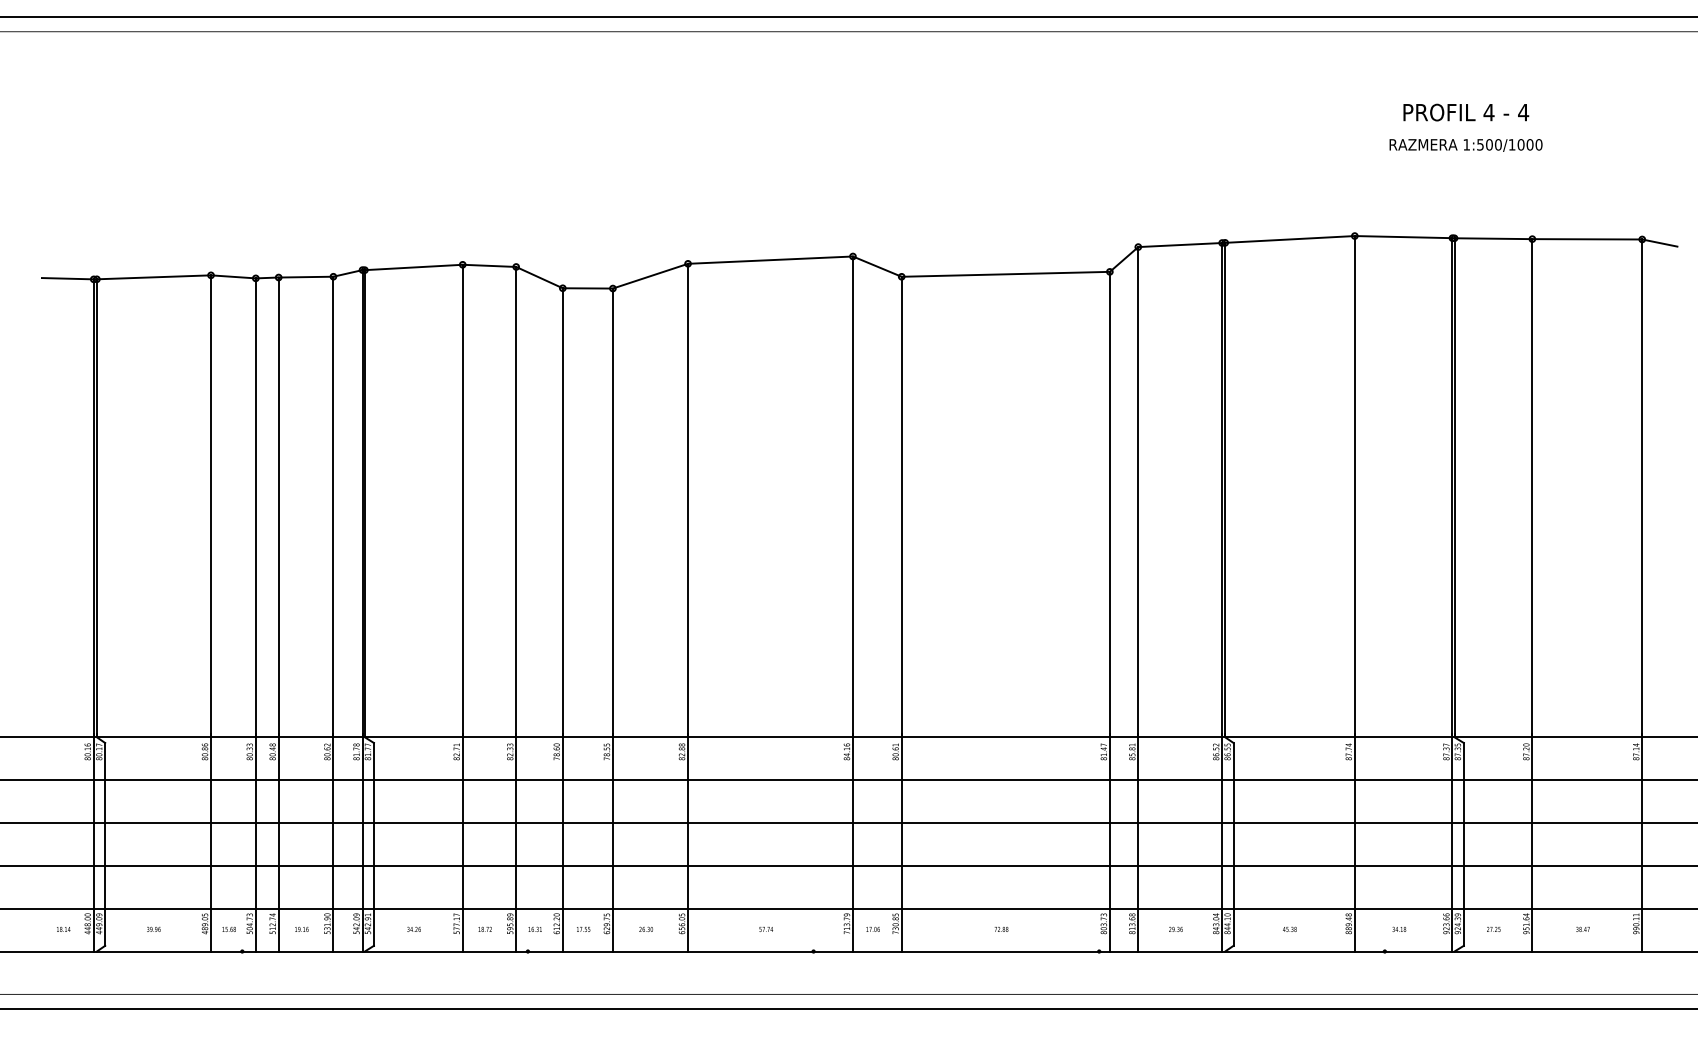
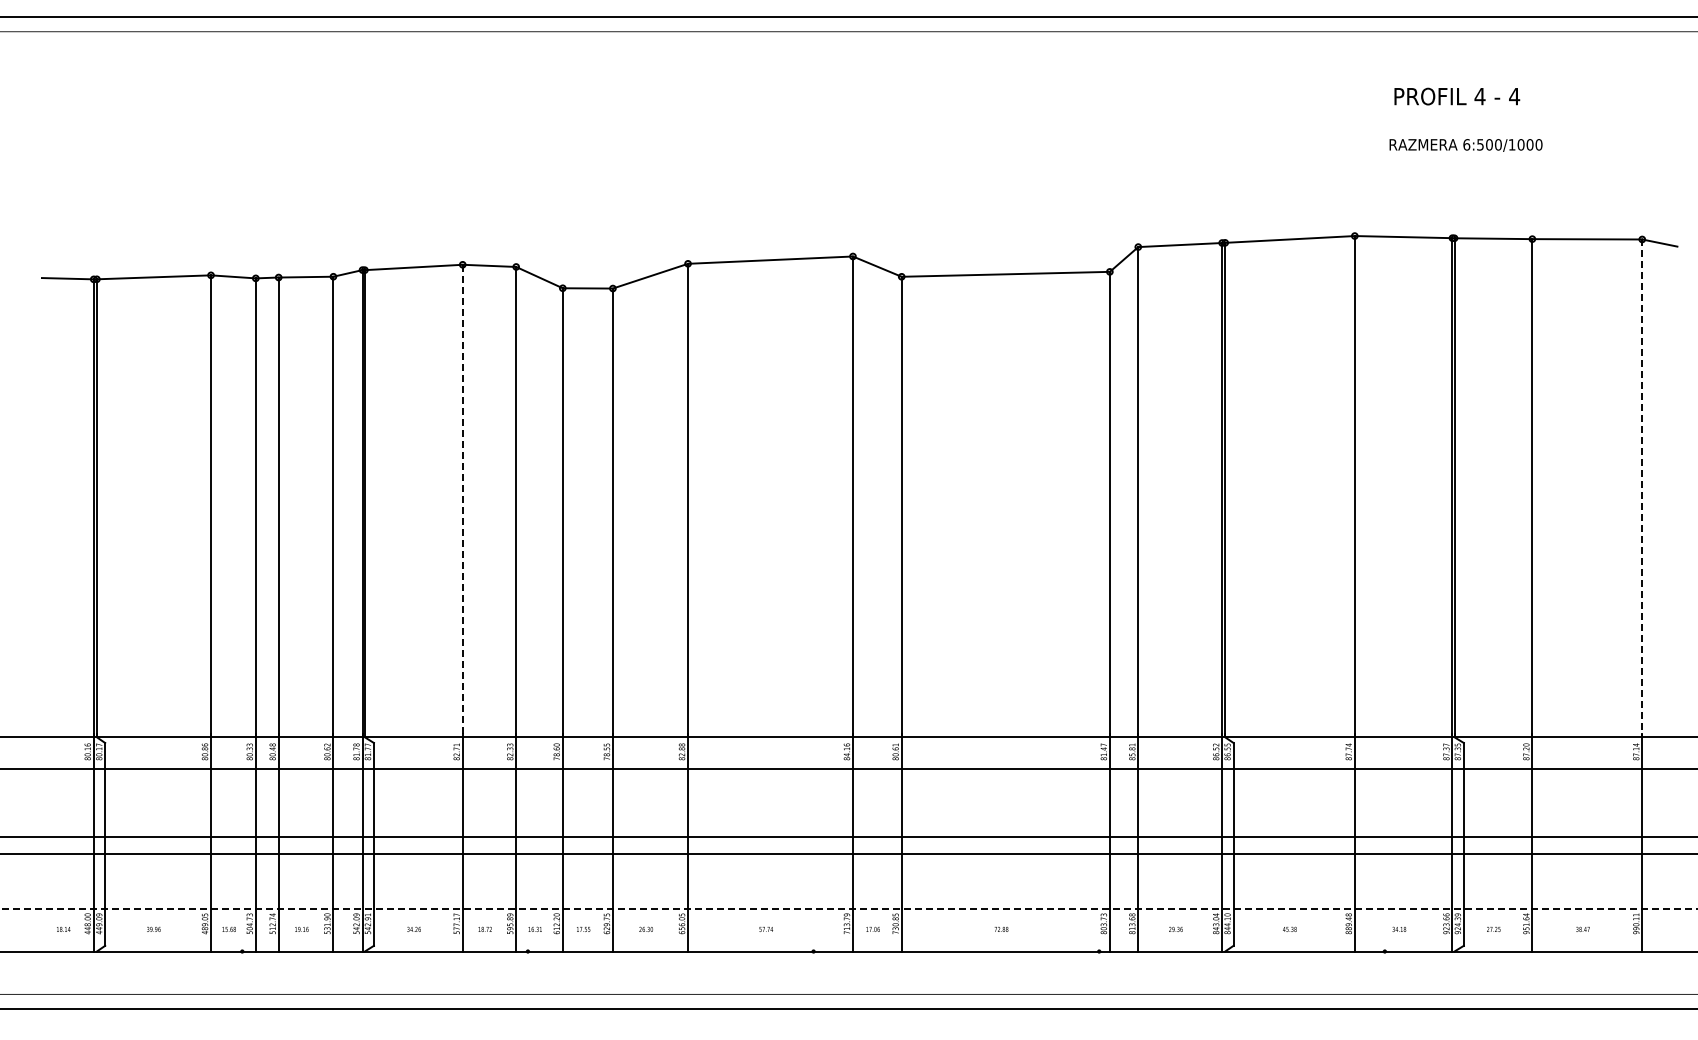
text position: (1466, 112) -> (1457, 96) (1457, 96)
text: 1:500/1000 -> 6:500/1000 (1466, 144)
line: solid -> dashed (1642, 488)
line: solid -> dashed (462, 501)
line position: (848, 780) -> (848, 769) (848, 769)
line position: (848, 822) -> (848, 836) (848, 836)
line position: (848, 865) -> (848, 853) (848, 853)
line: solid -> dashed (848, 908)
